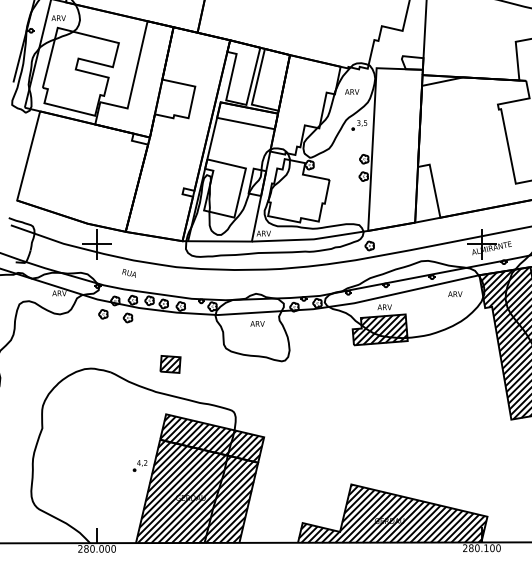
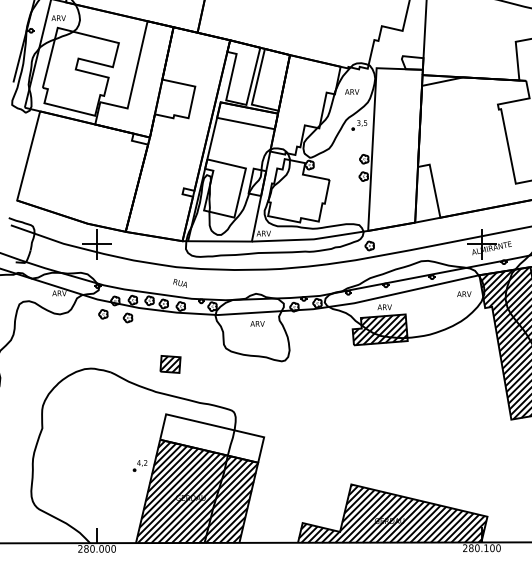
text position: (128, 273) -> (179, 283) (179, 283)
text position: (455, 293) -> (464, 293) (464, 293)
hatch: present -> none (212, 438)
